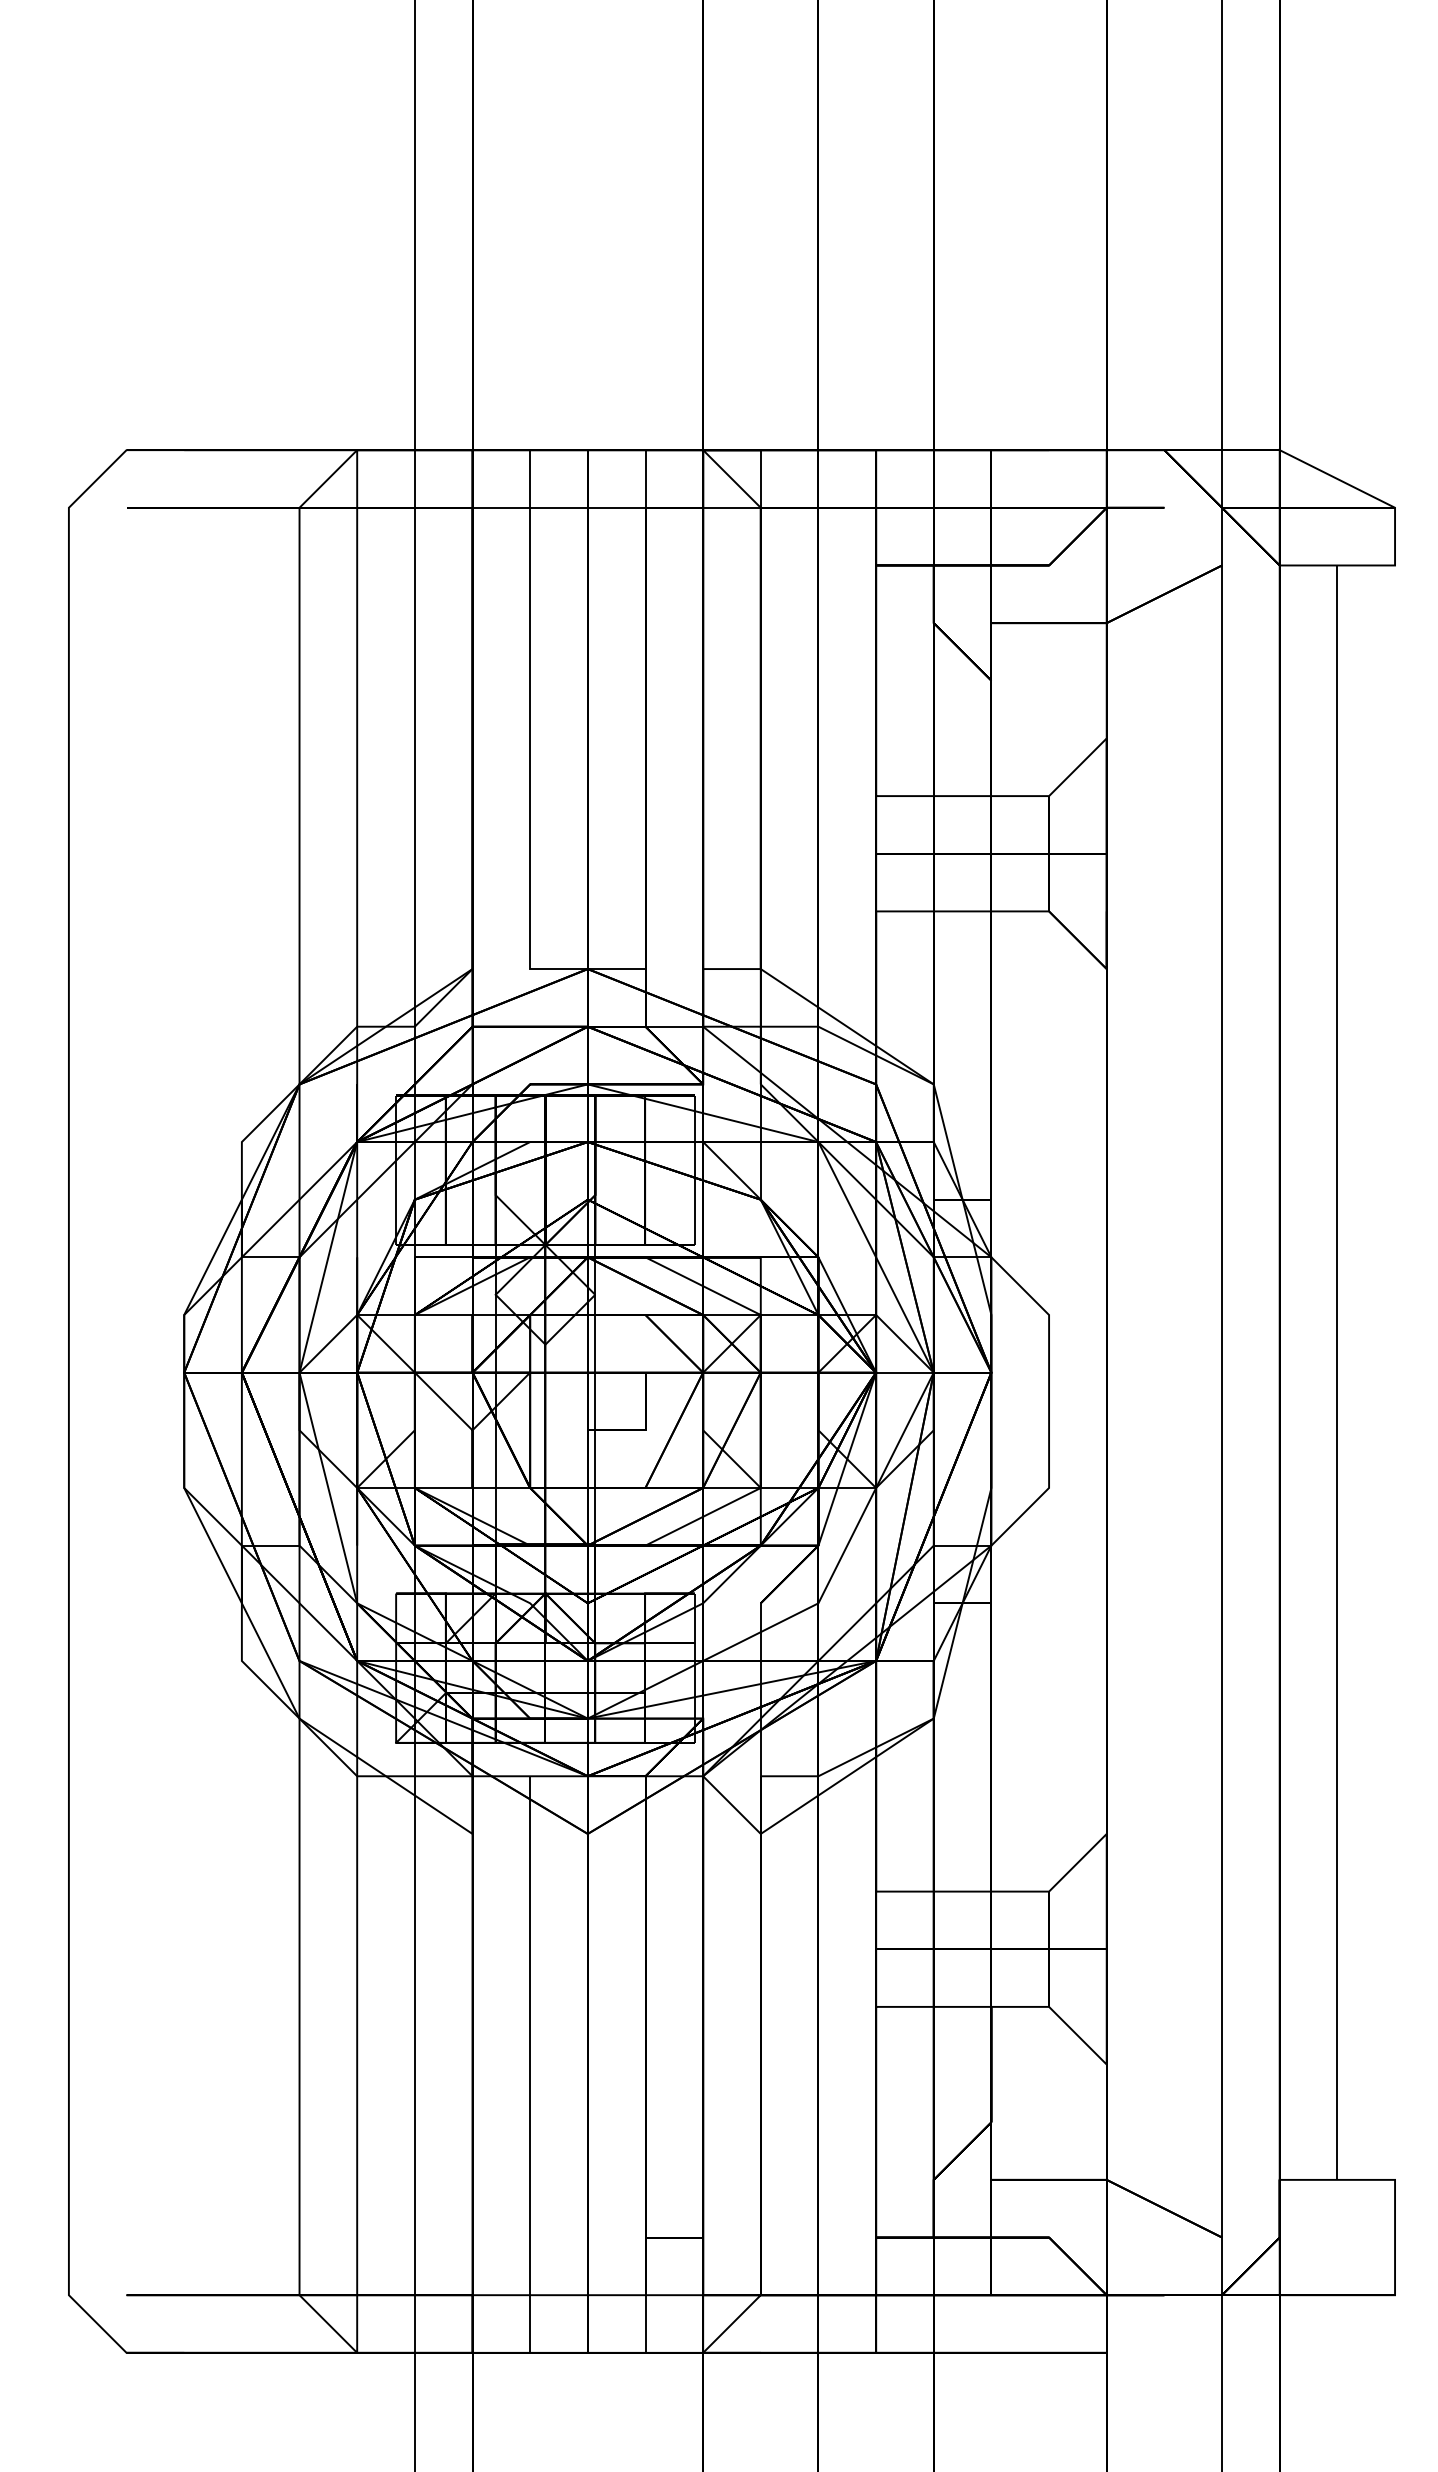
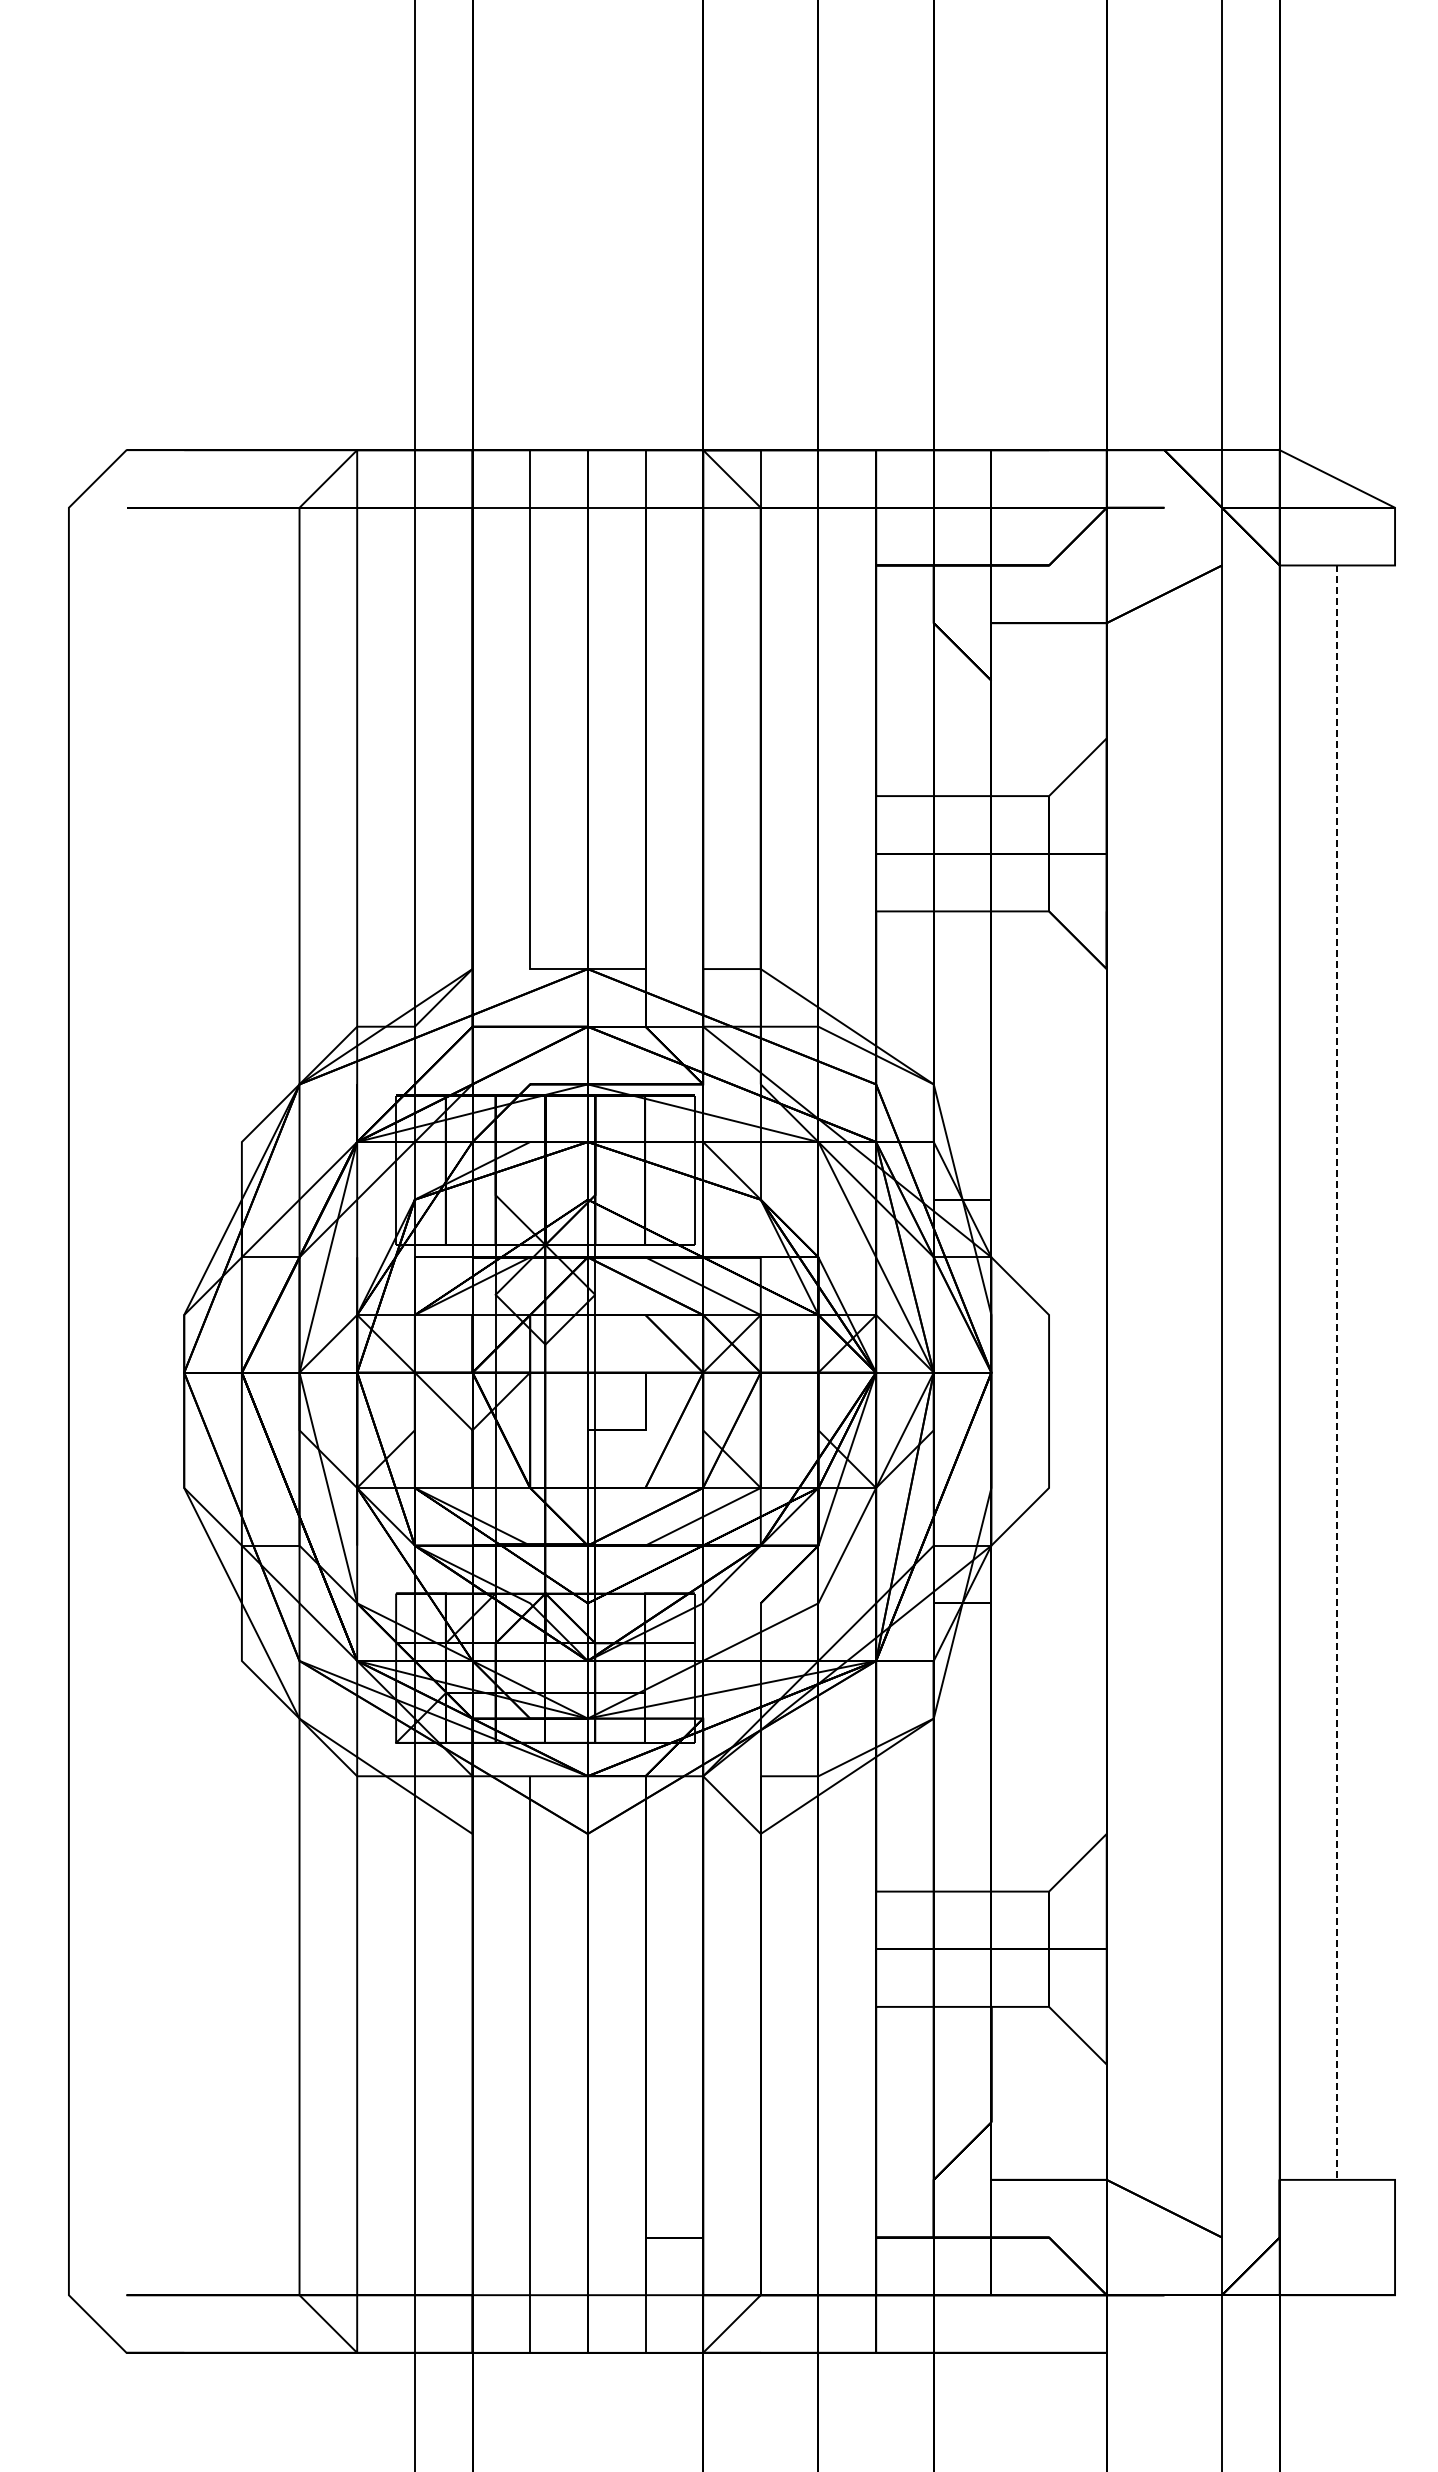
line: solid -> dashed (1337, 1373)
